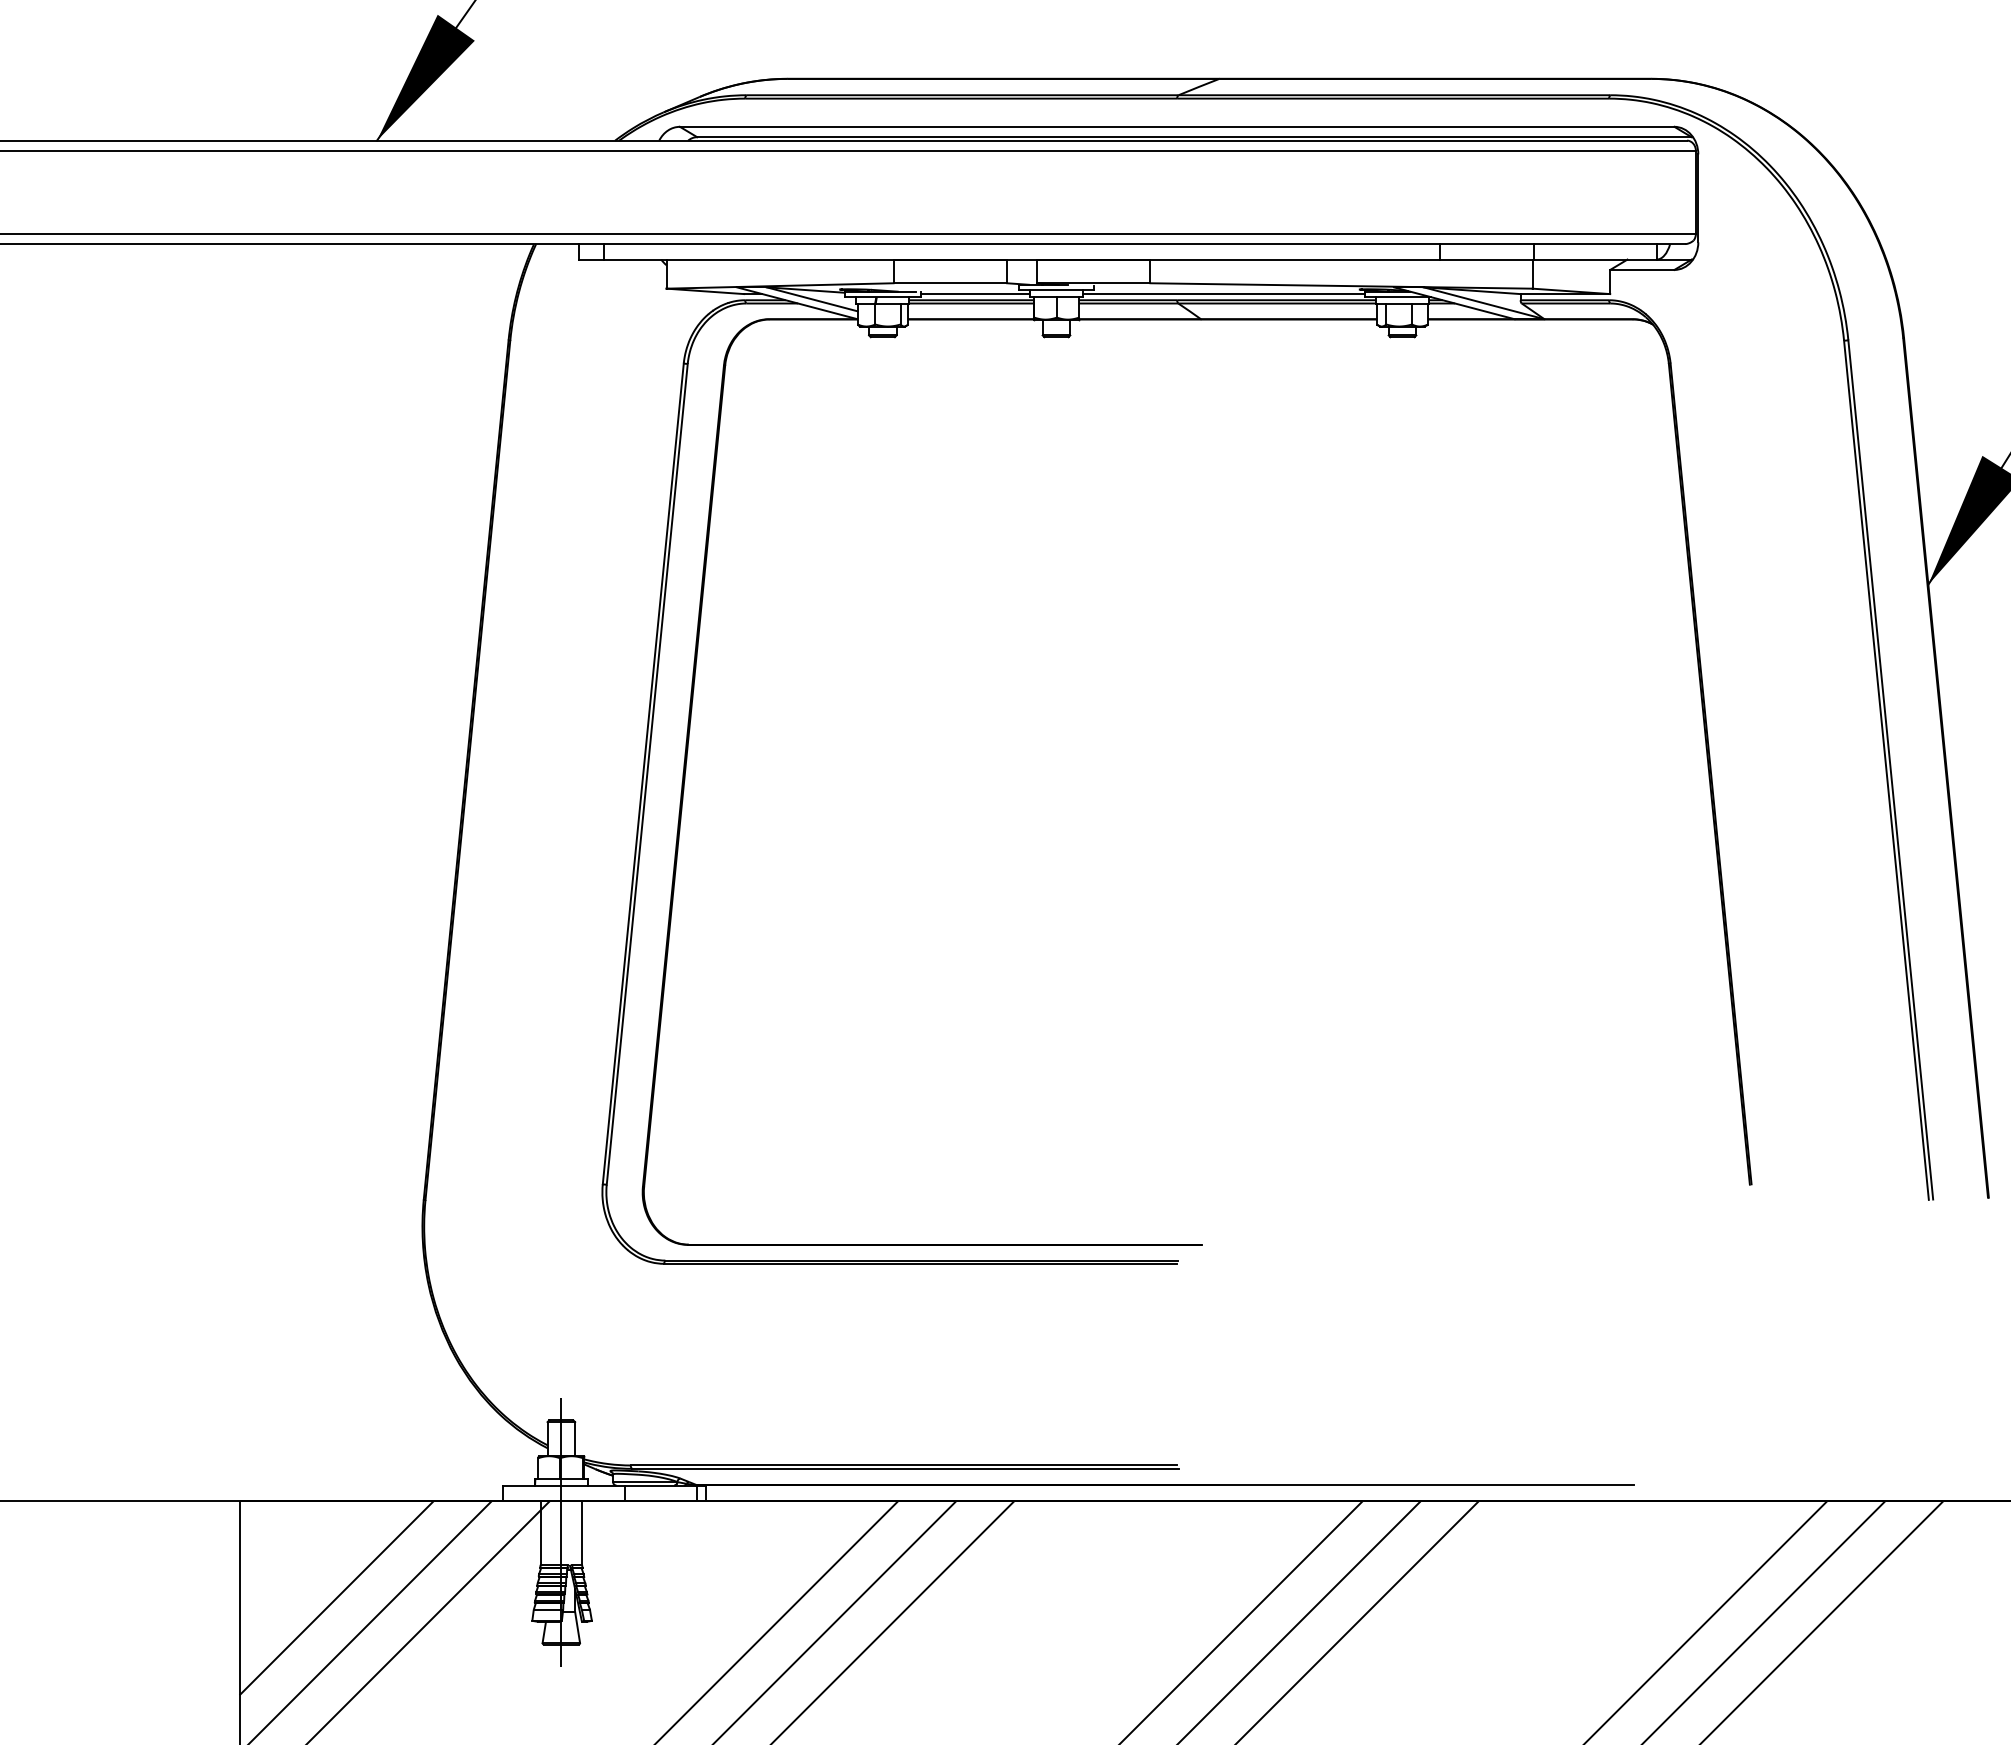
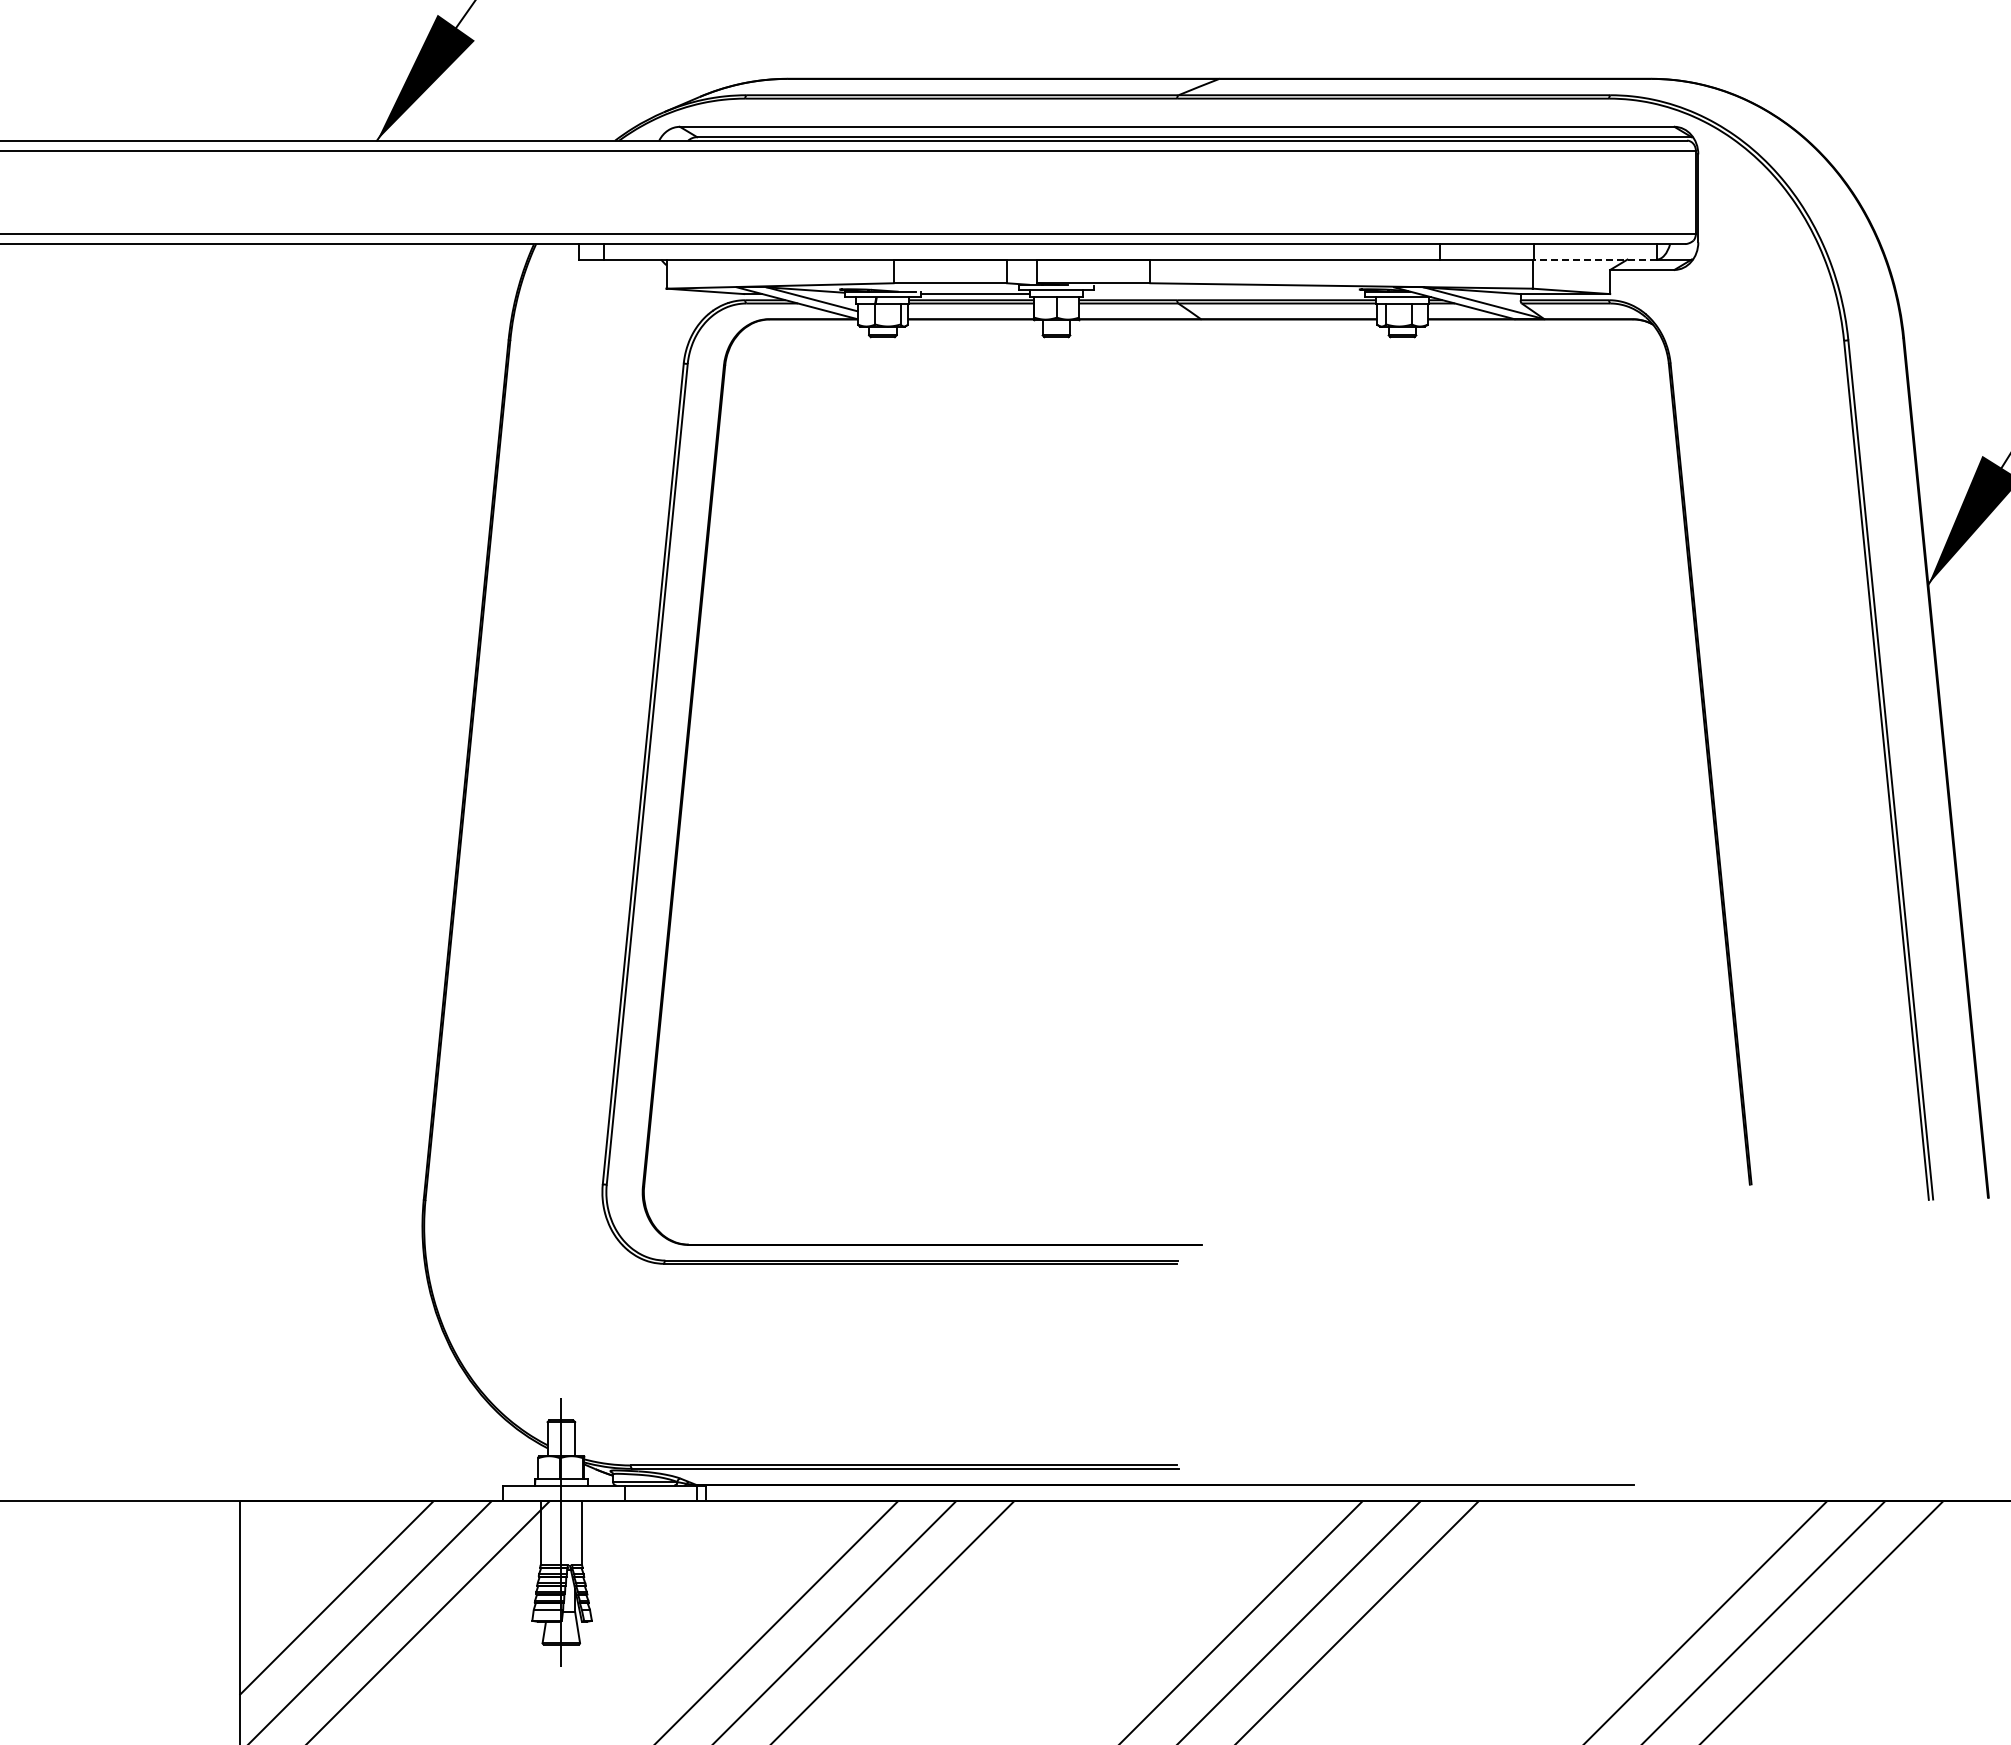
line: solid -> dashed (1595, 259)
line: present -> none (1223, 294)
